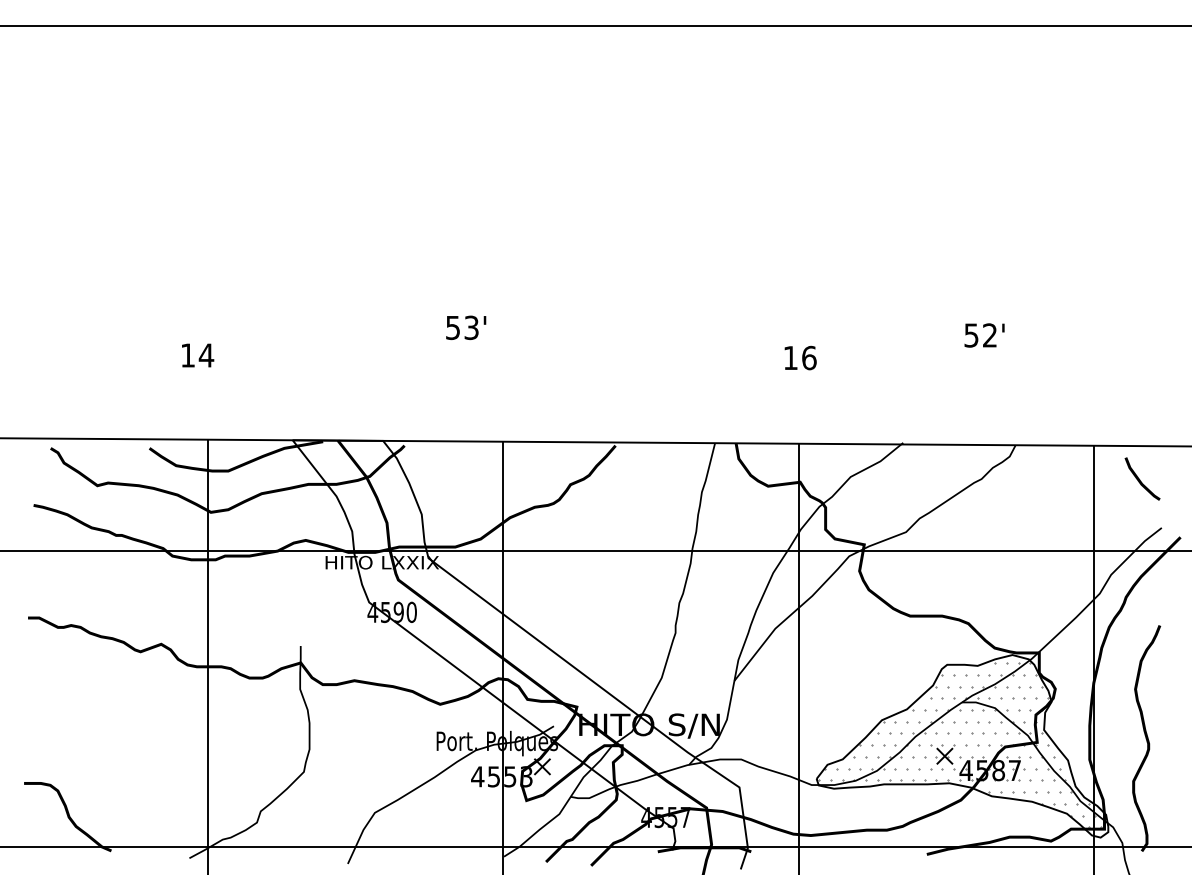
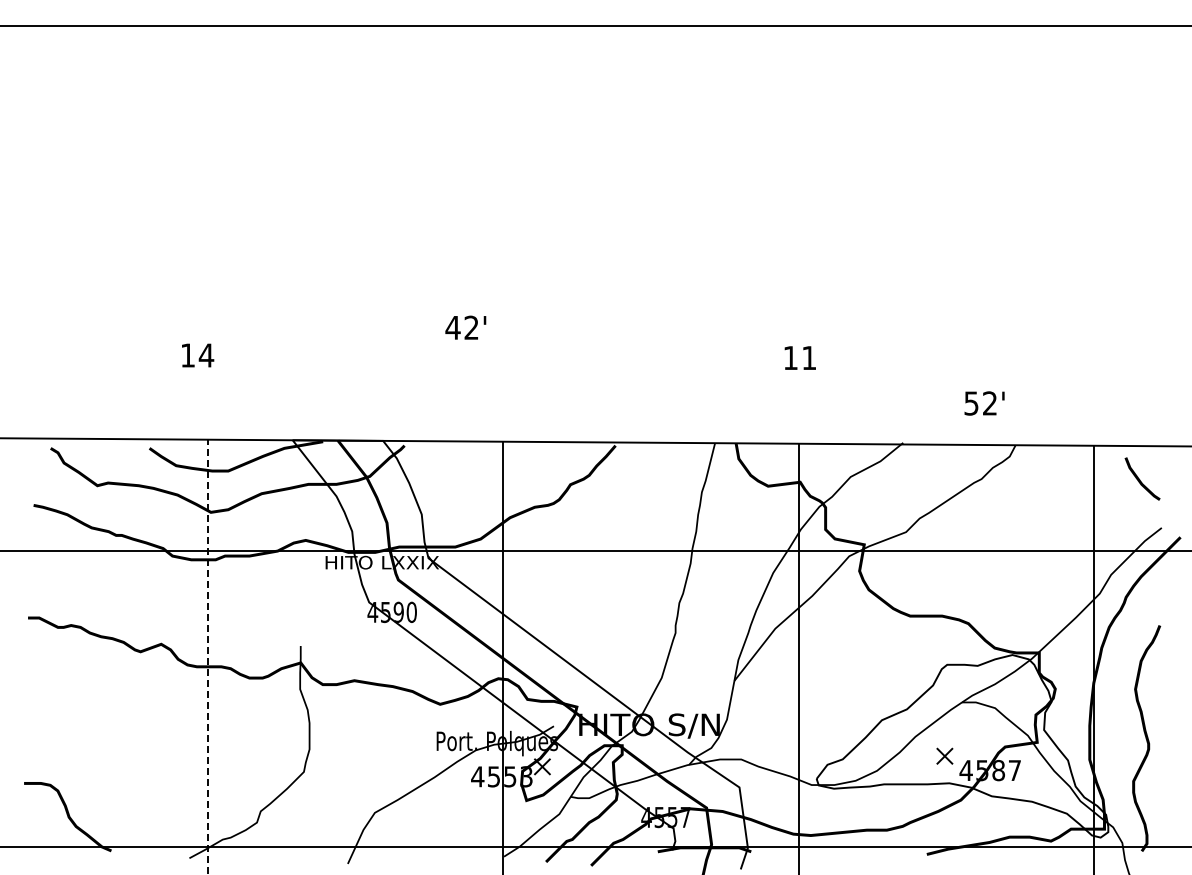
text: 53' -> 42' (461, 328)
text position: (984, 335) -> (984, 403) (984, 403)
text: 16 -> 11 (809, 357)
line: solid -> dashed (208, 656)
hatch: present -> none (959, 745)
